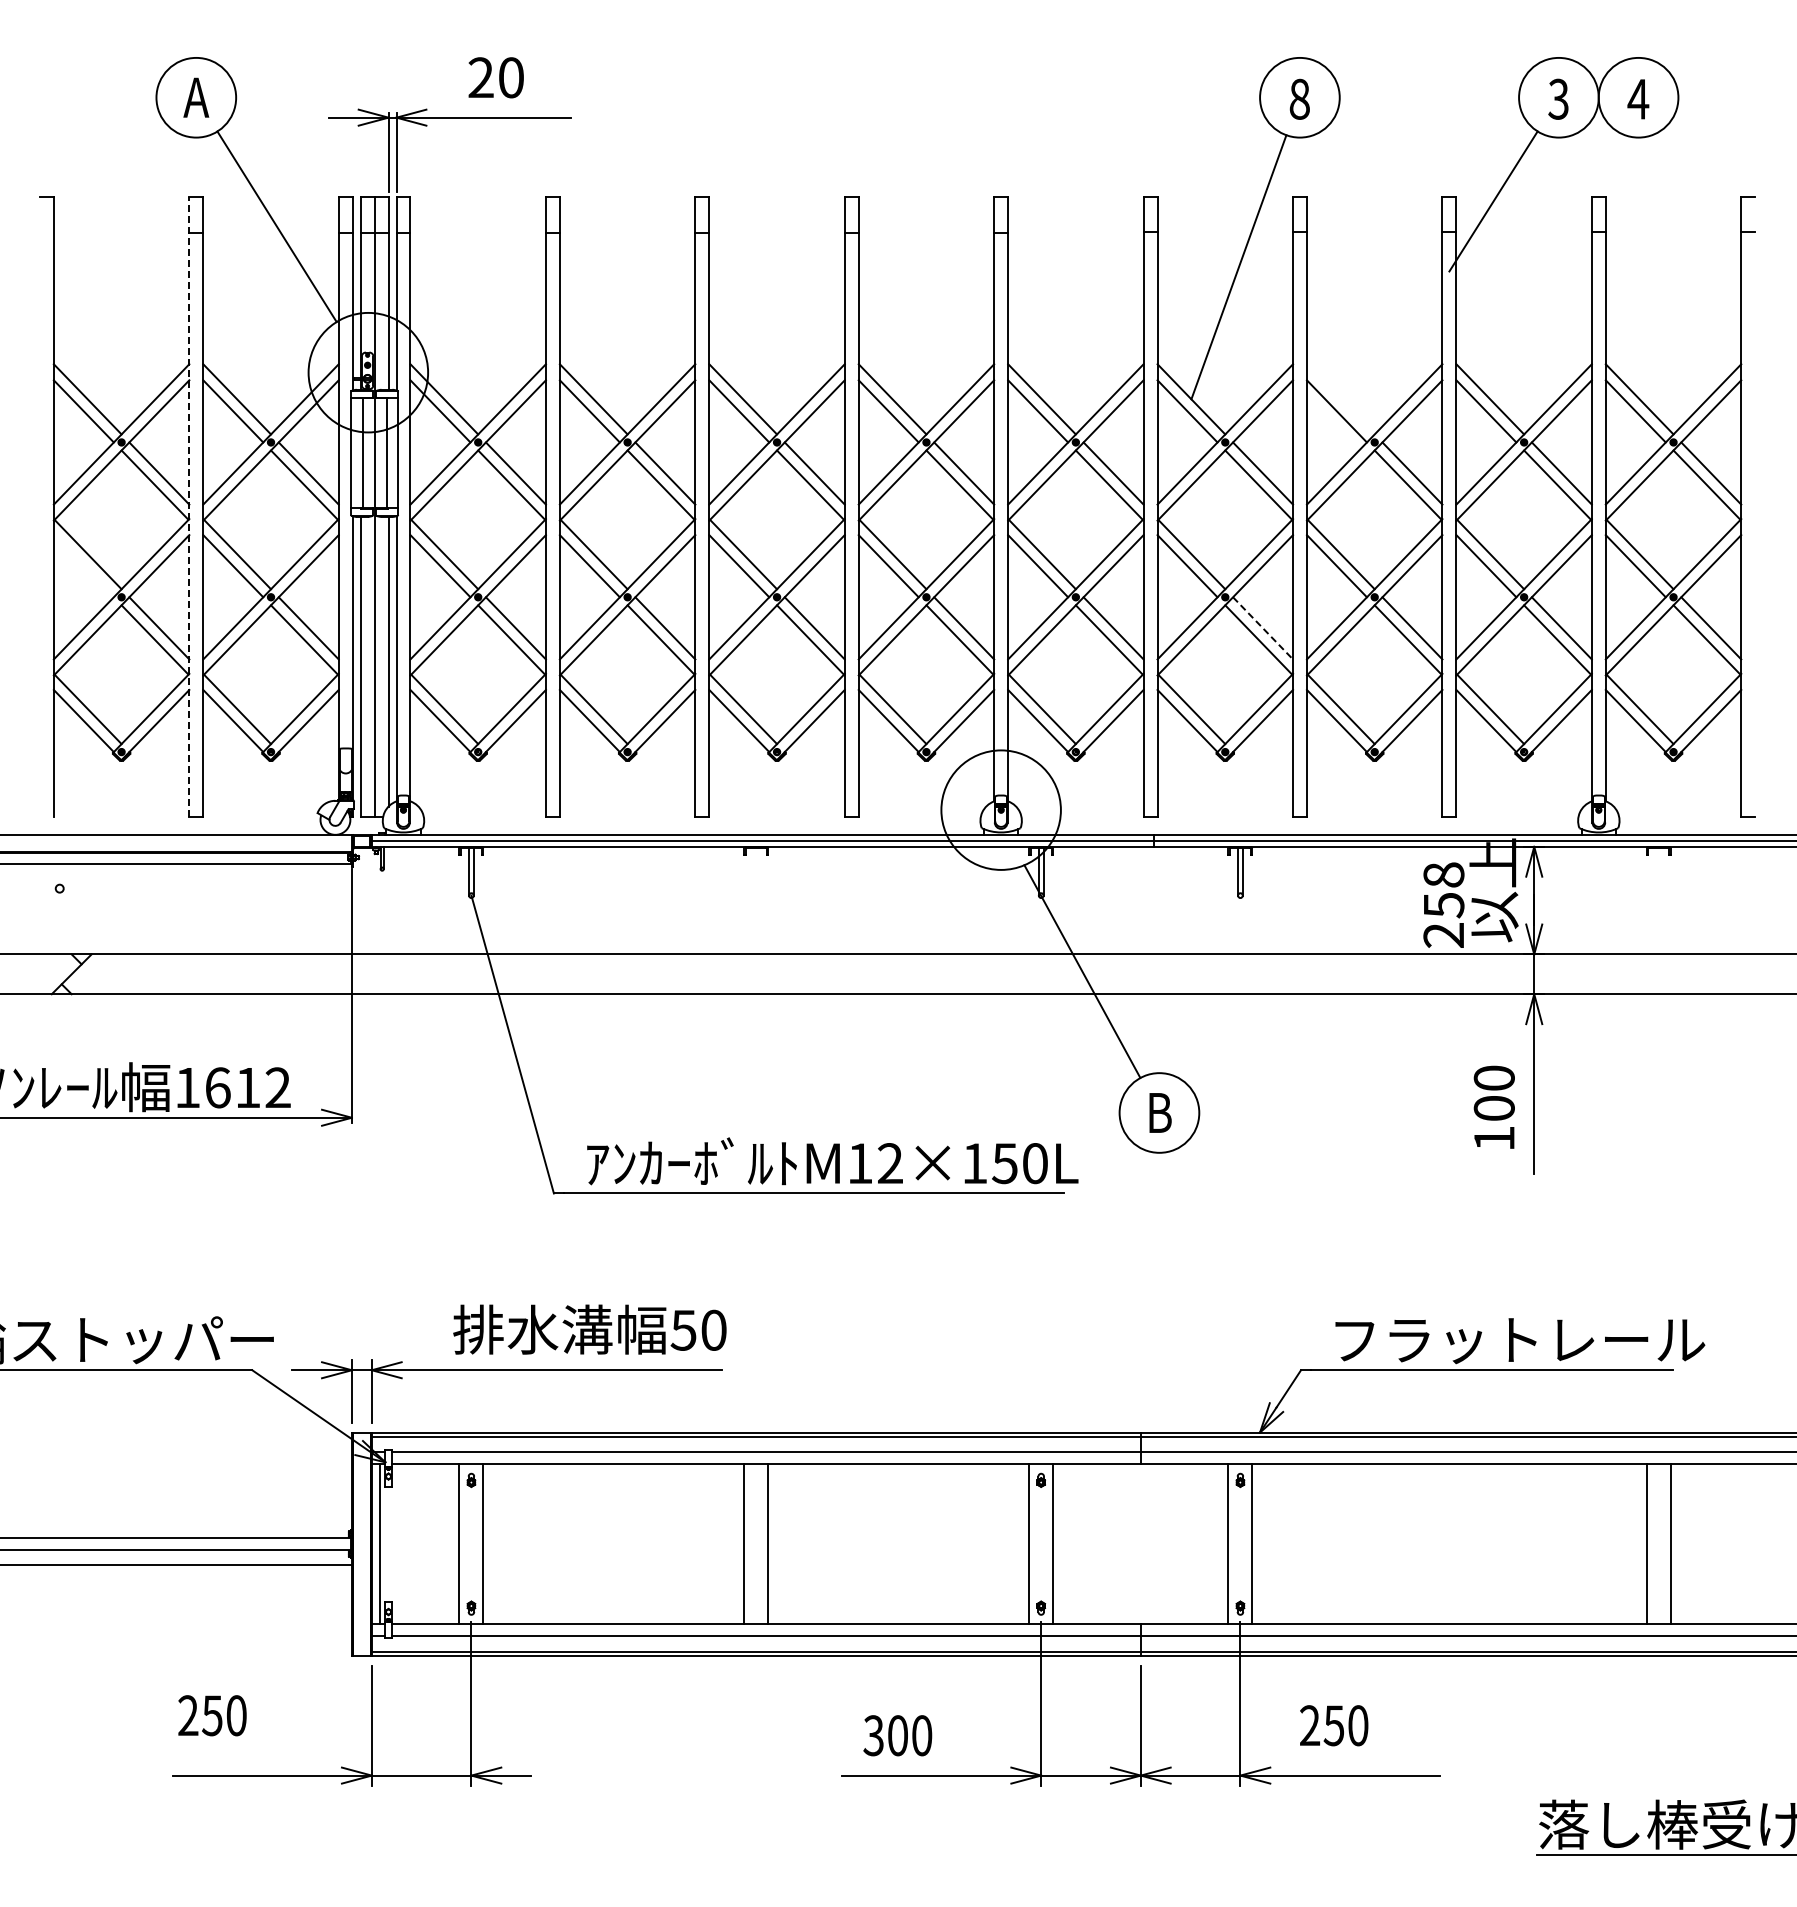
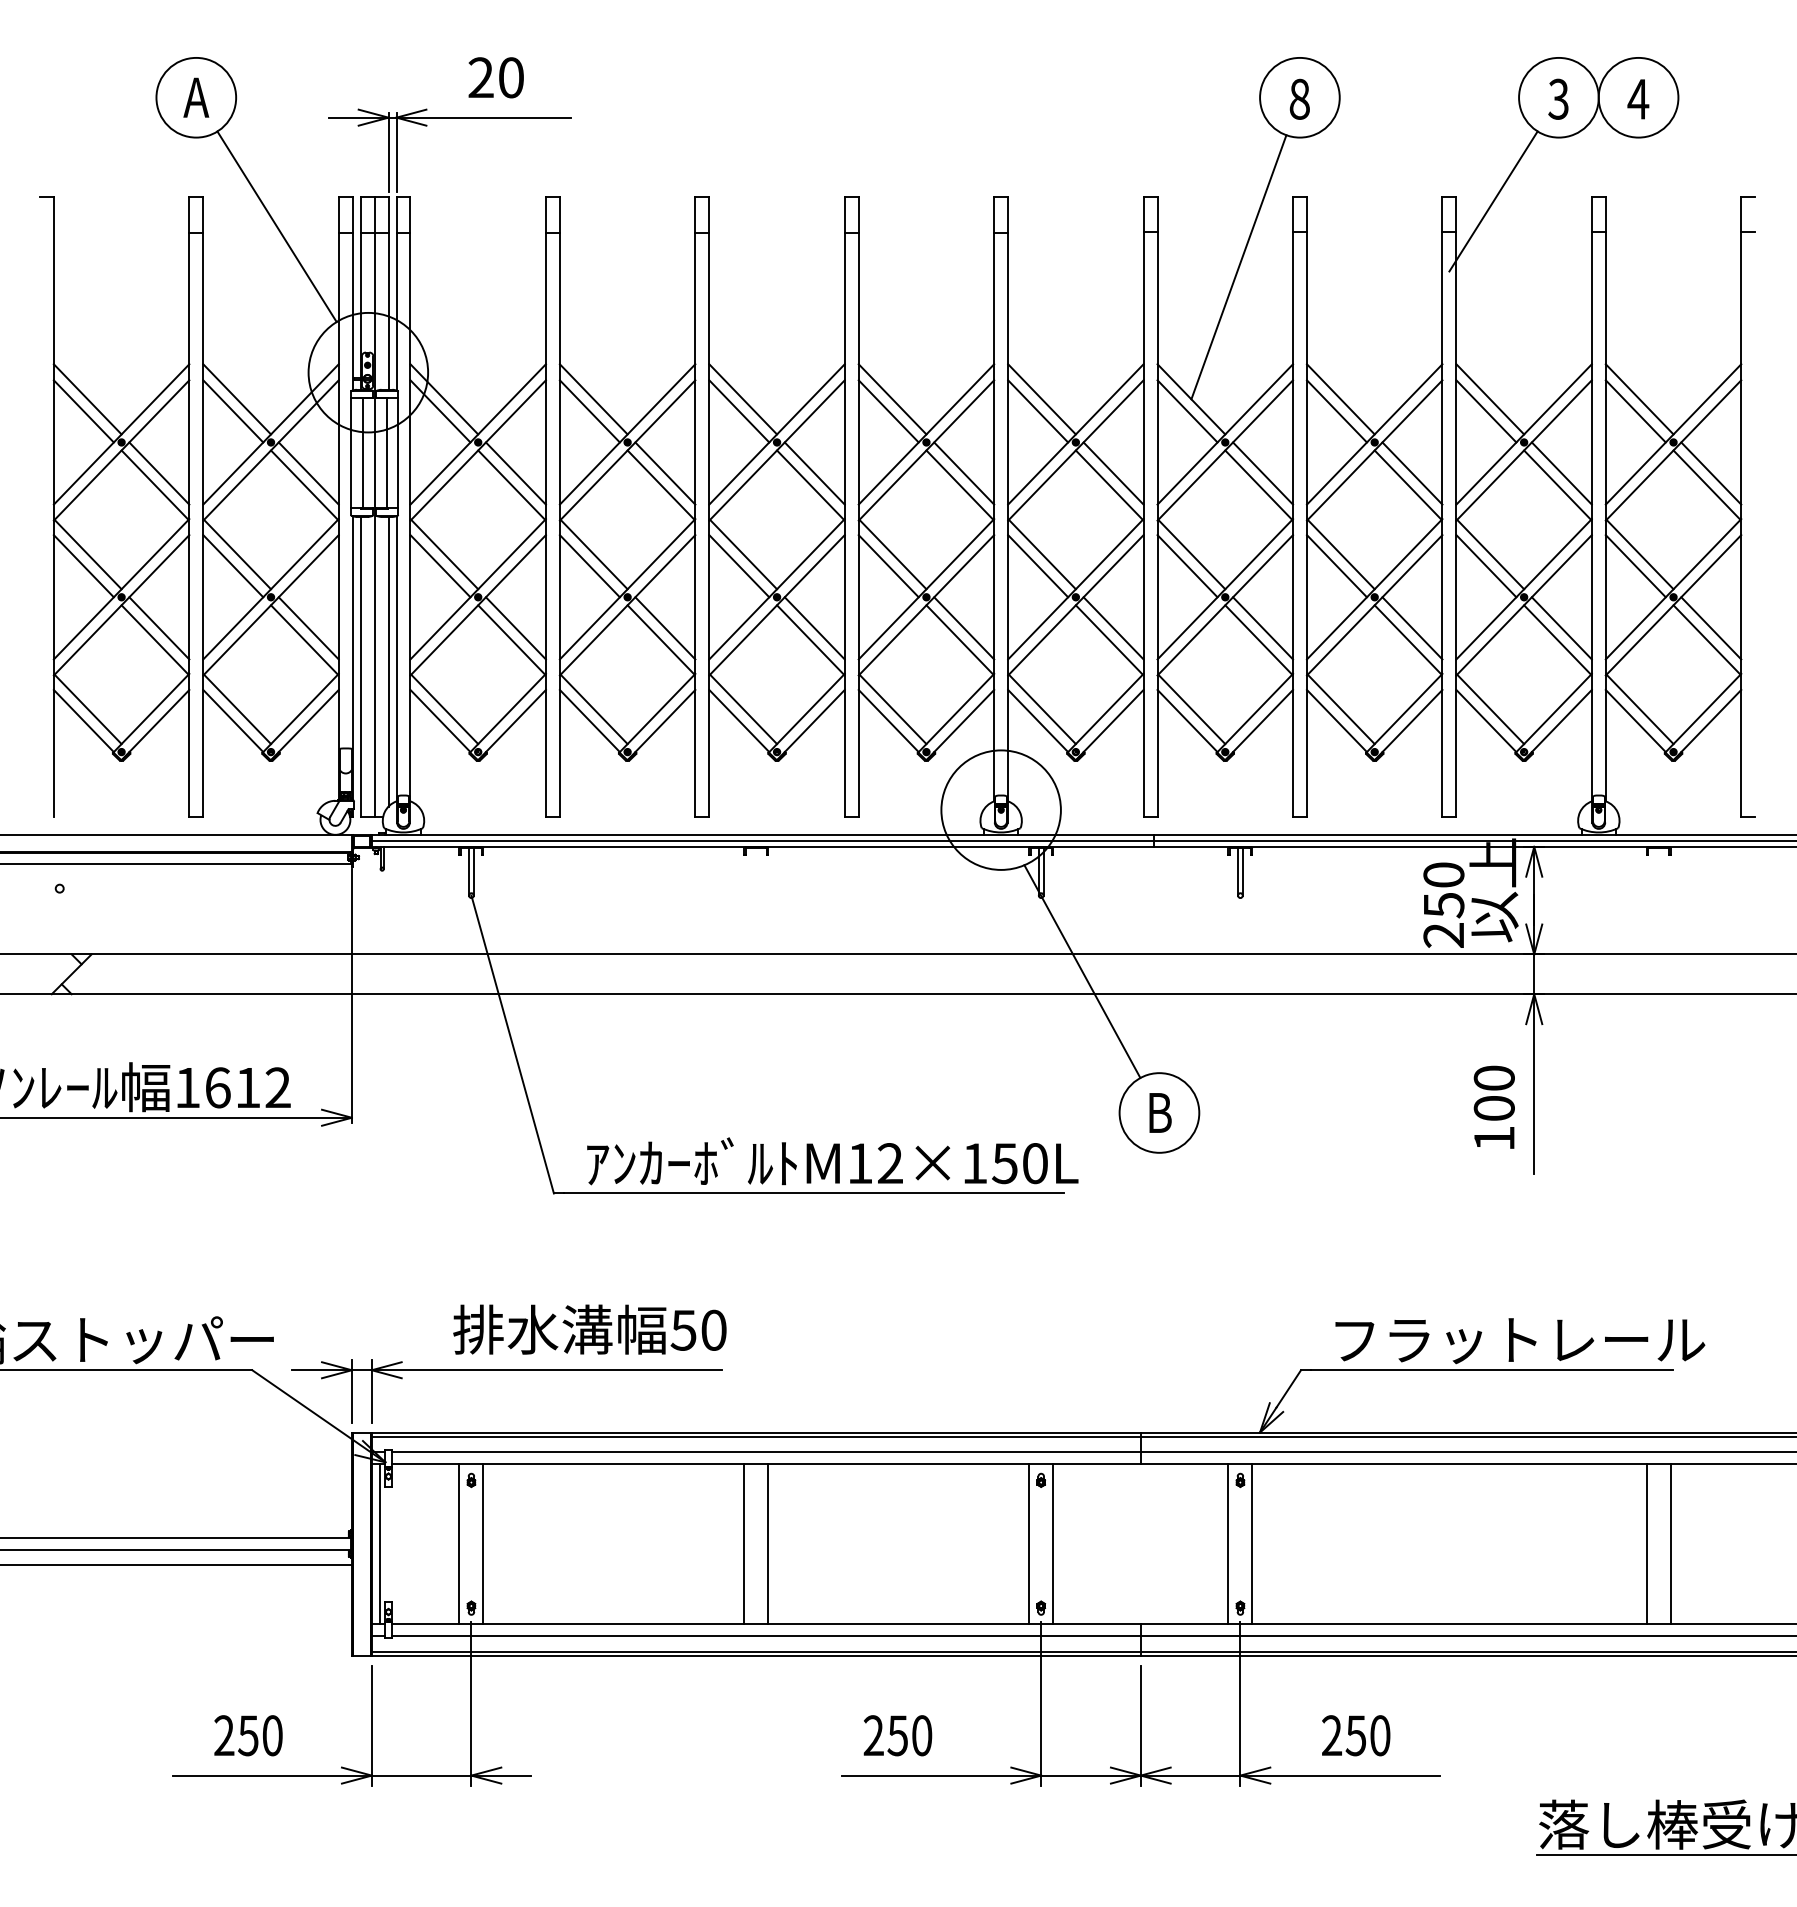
line: none -> present (1340, 399)
line: dashed -> solid (189, 507)
line: none -> present (83, 566)
line: dashed -> solid (1263, 628)
text: 258 -> 250 (1443, 874)
text position: (212, 1715) -> (248, 1735) (248, 1735)
text position: (1334, 1725) -> (1356, 1735) (1356, 1735)
text: 300 -> 250 (885, 1735)
